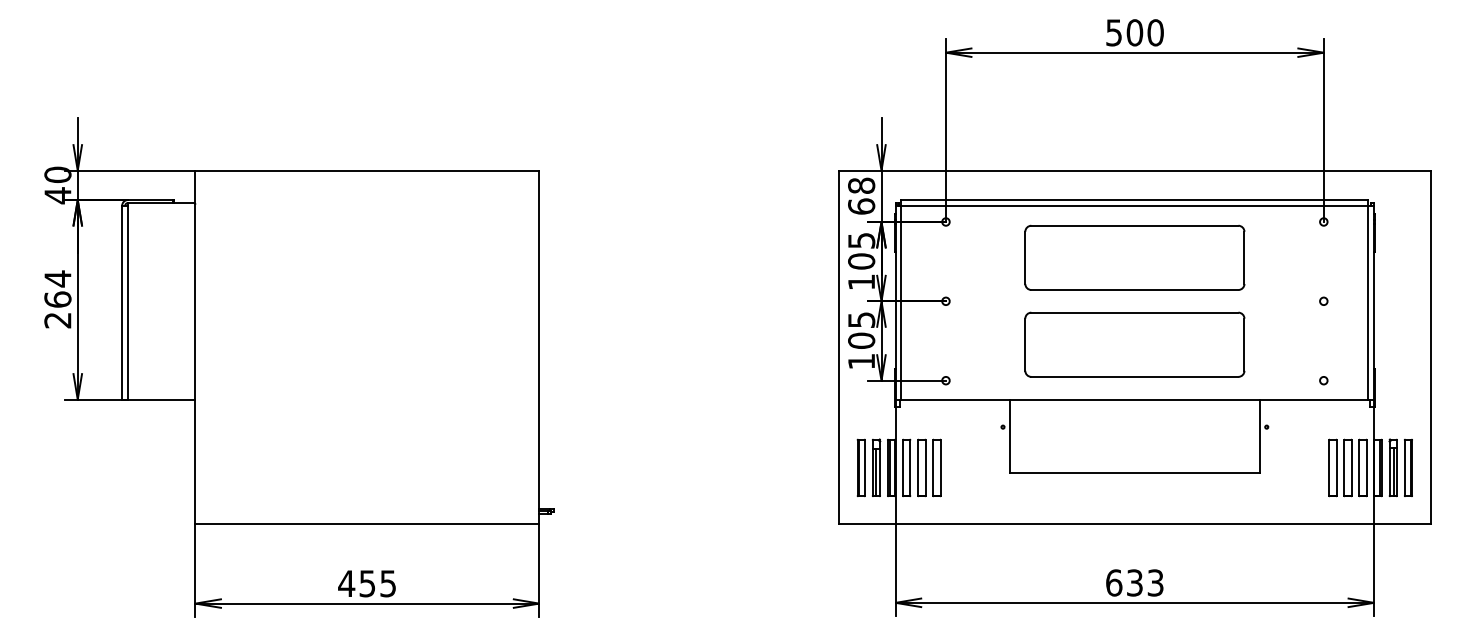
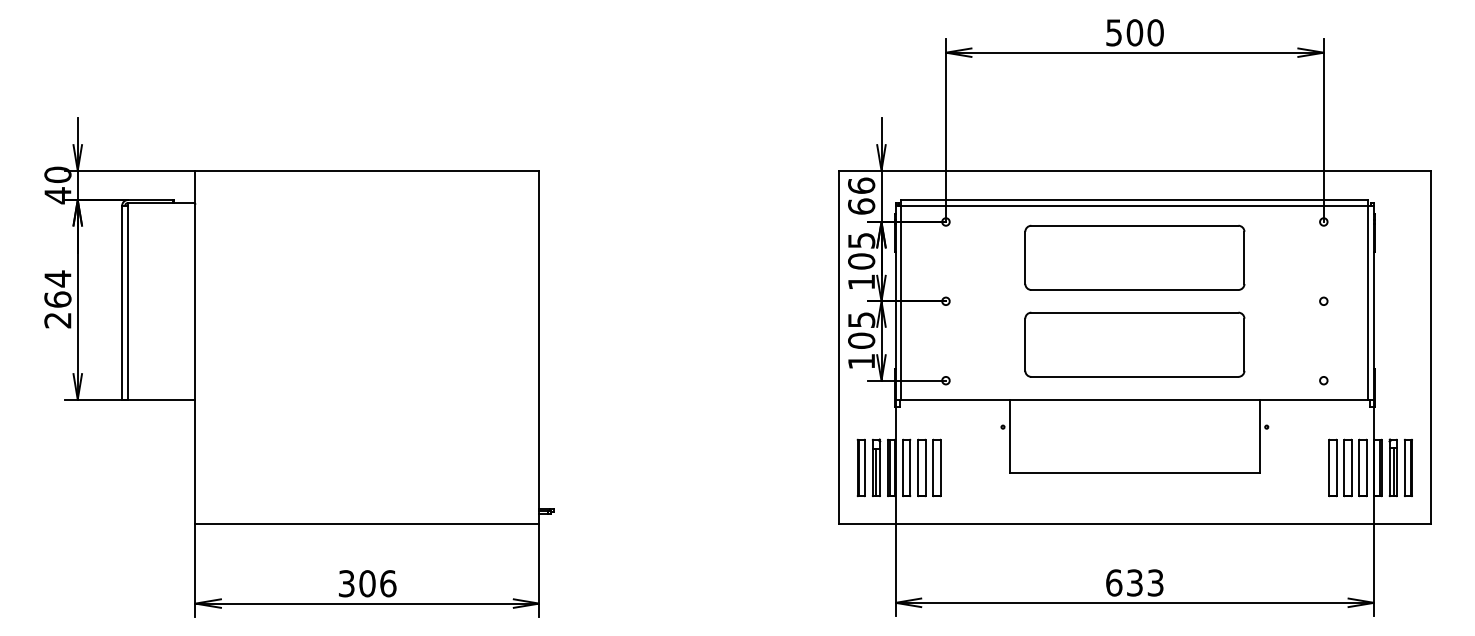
text: 68 -> 66 (861, 185)
text: 455 -> 306 (367, 583)
